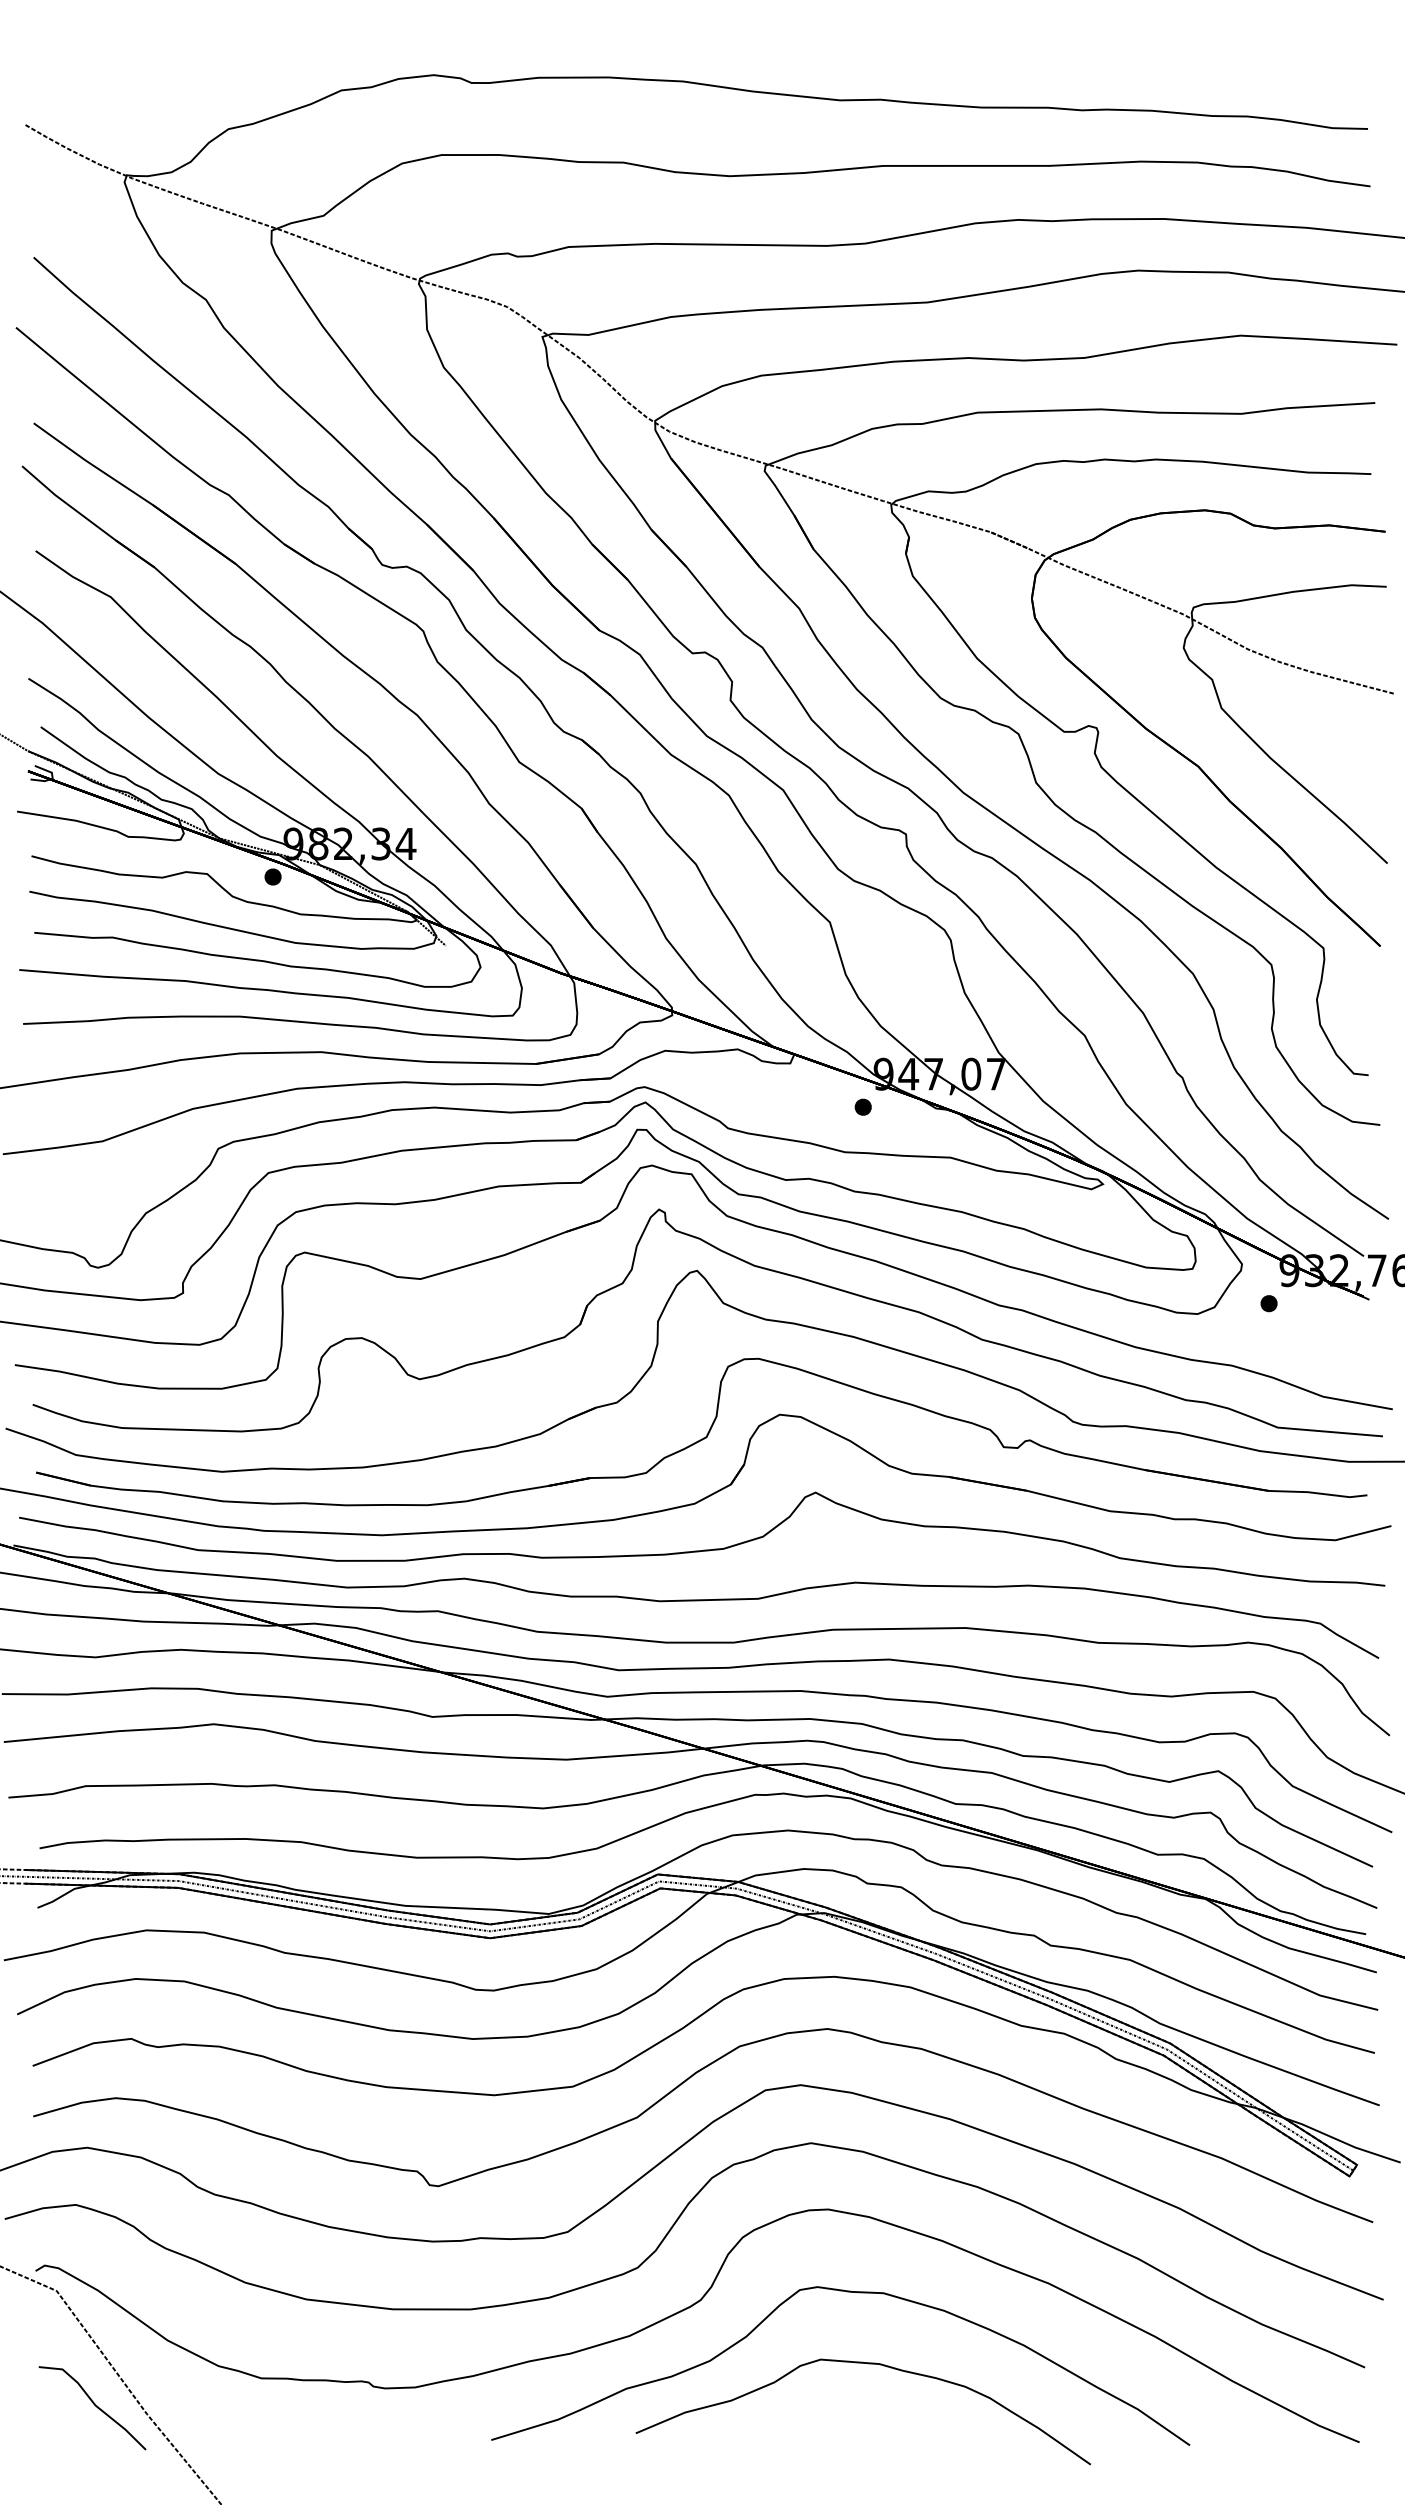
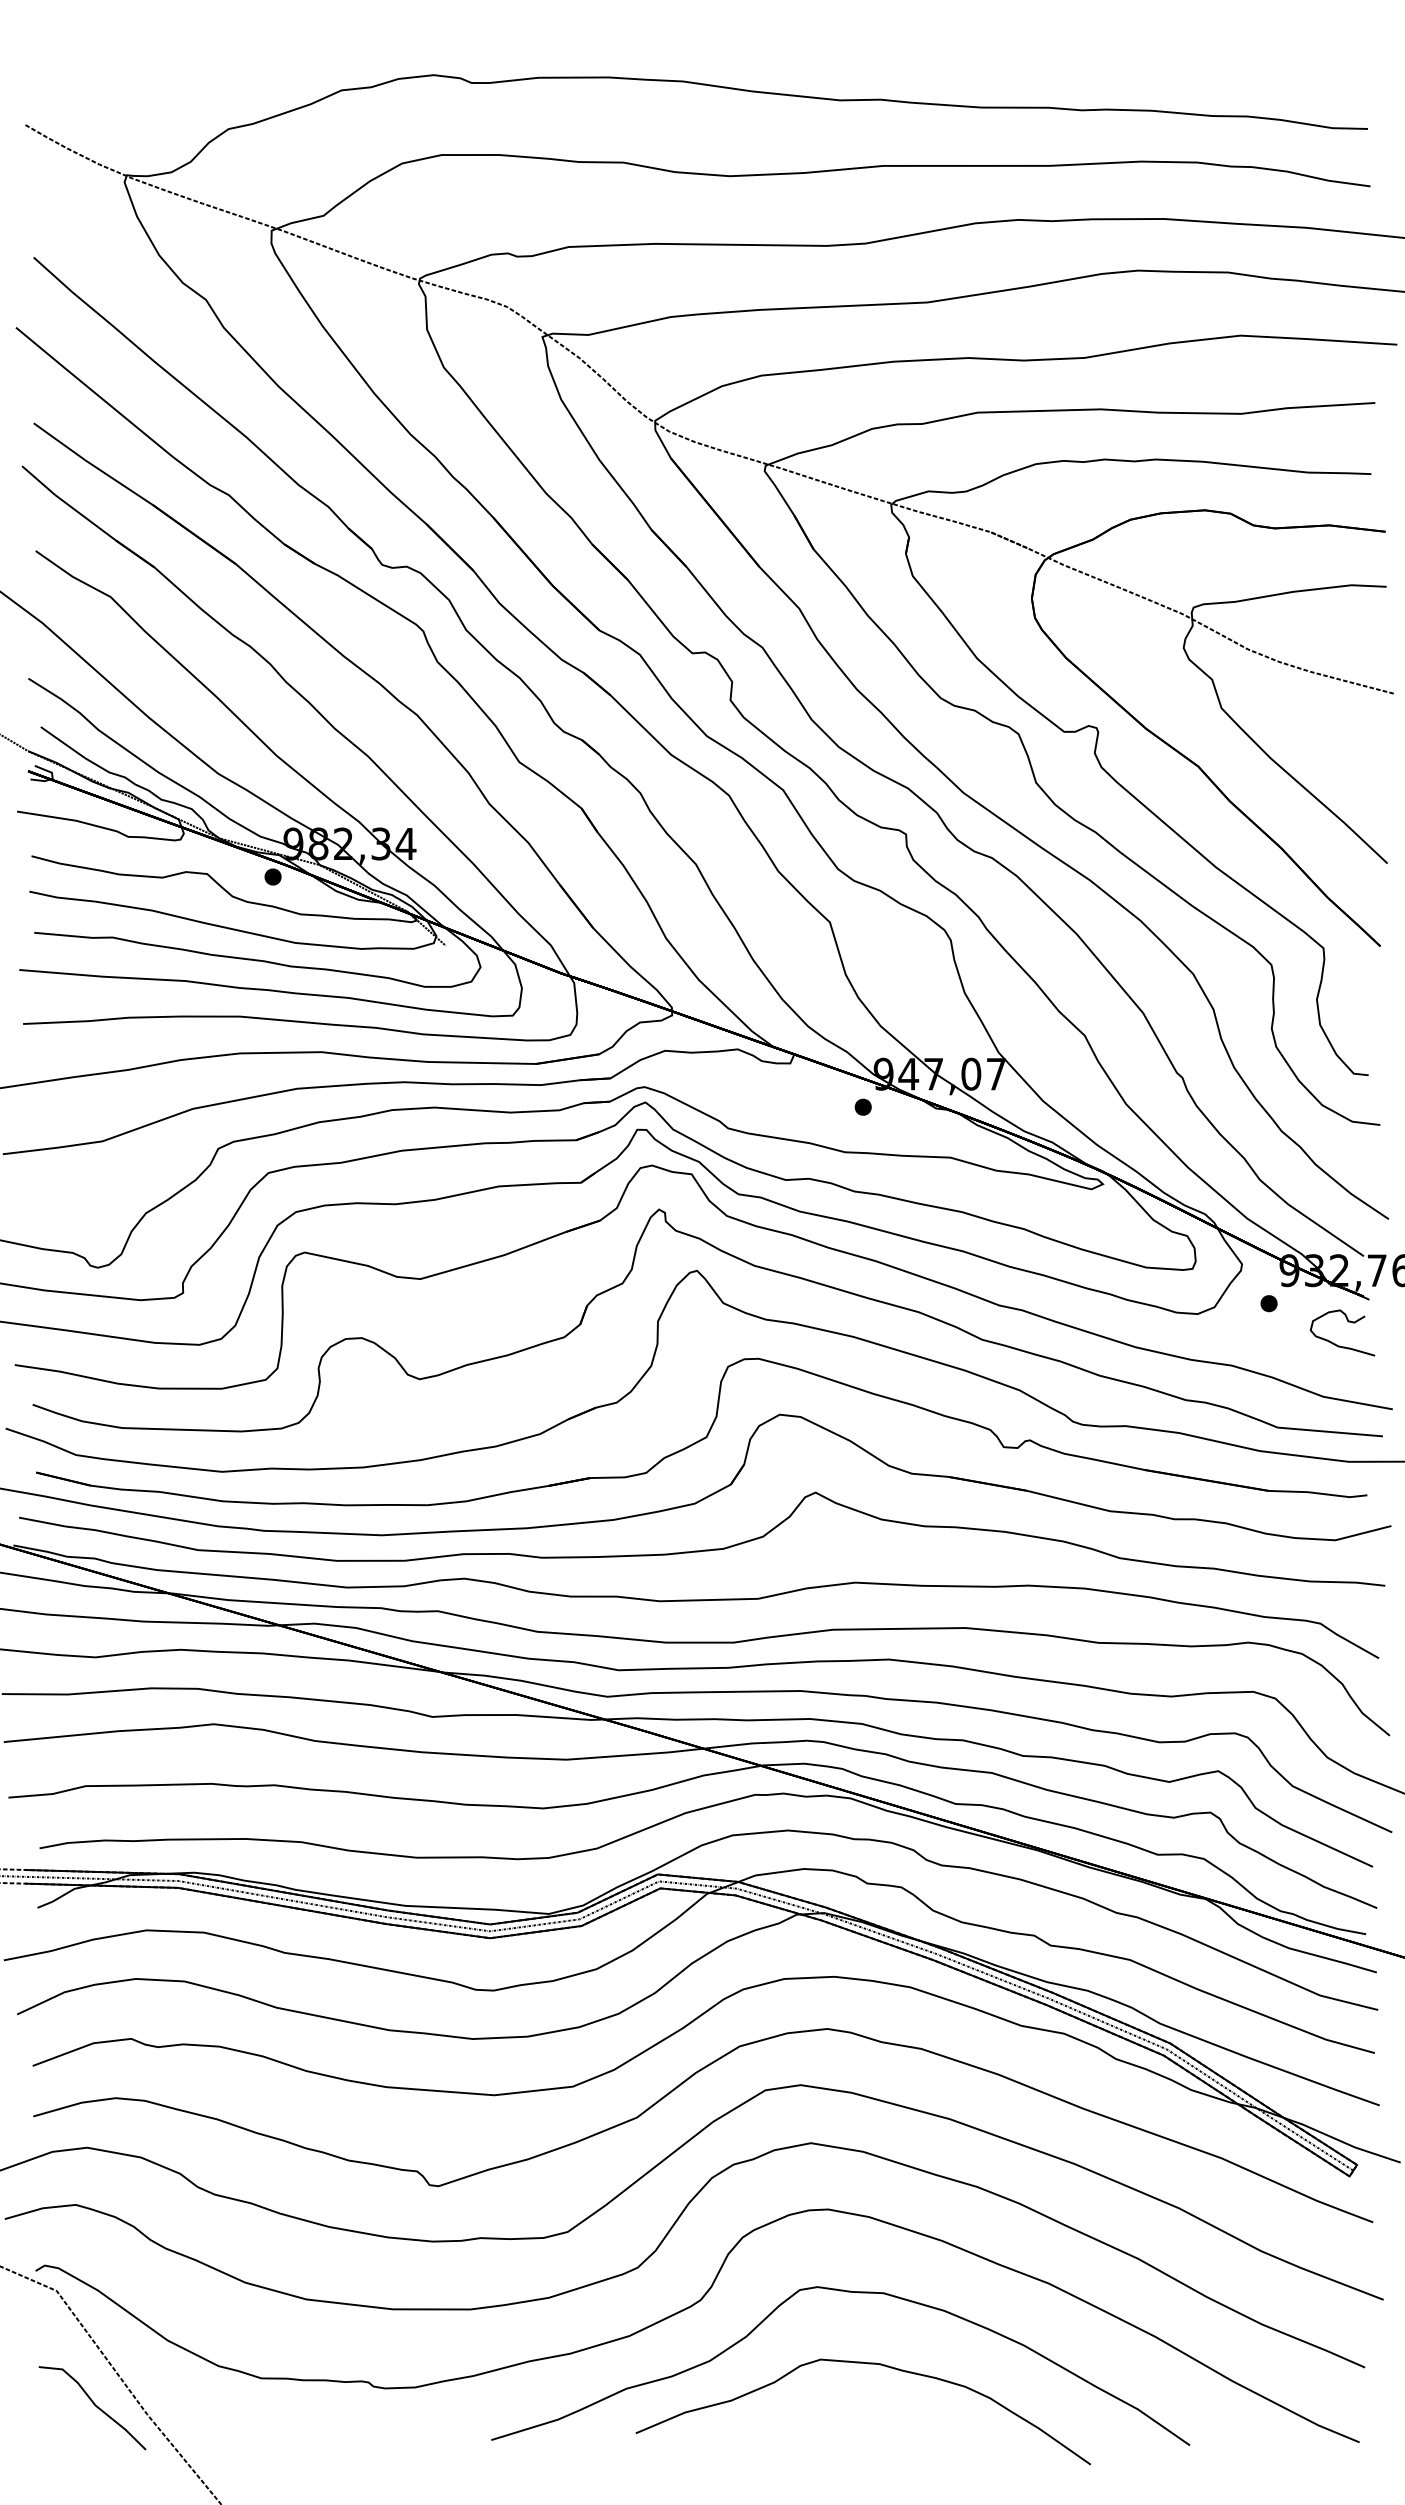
curve: none -> present (1348, 1322)
